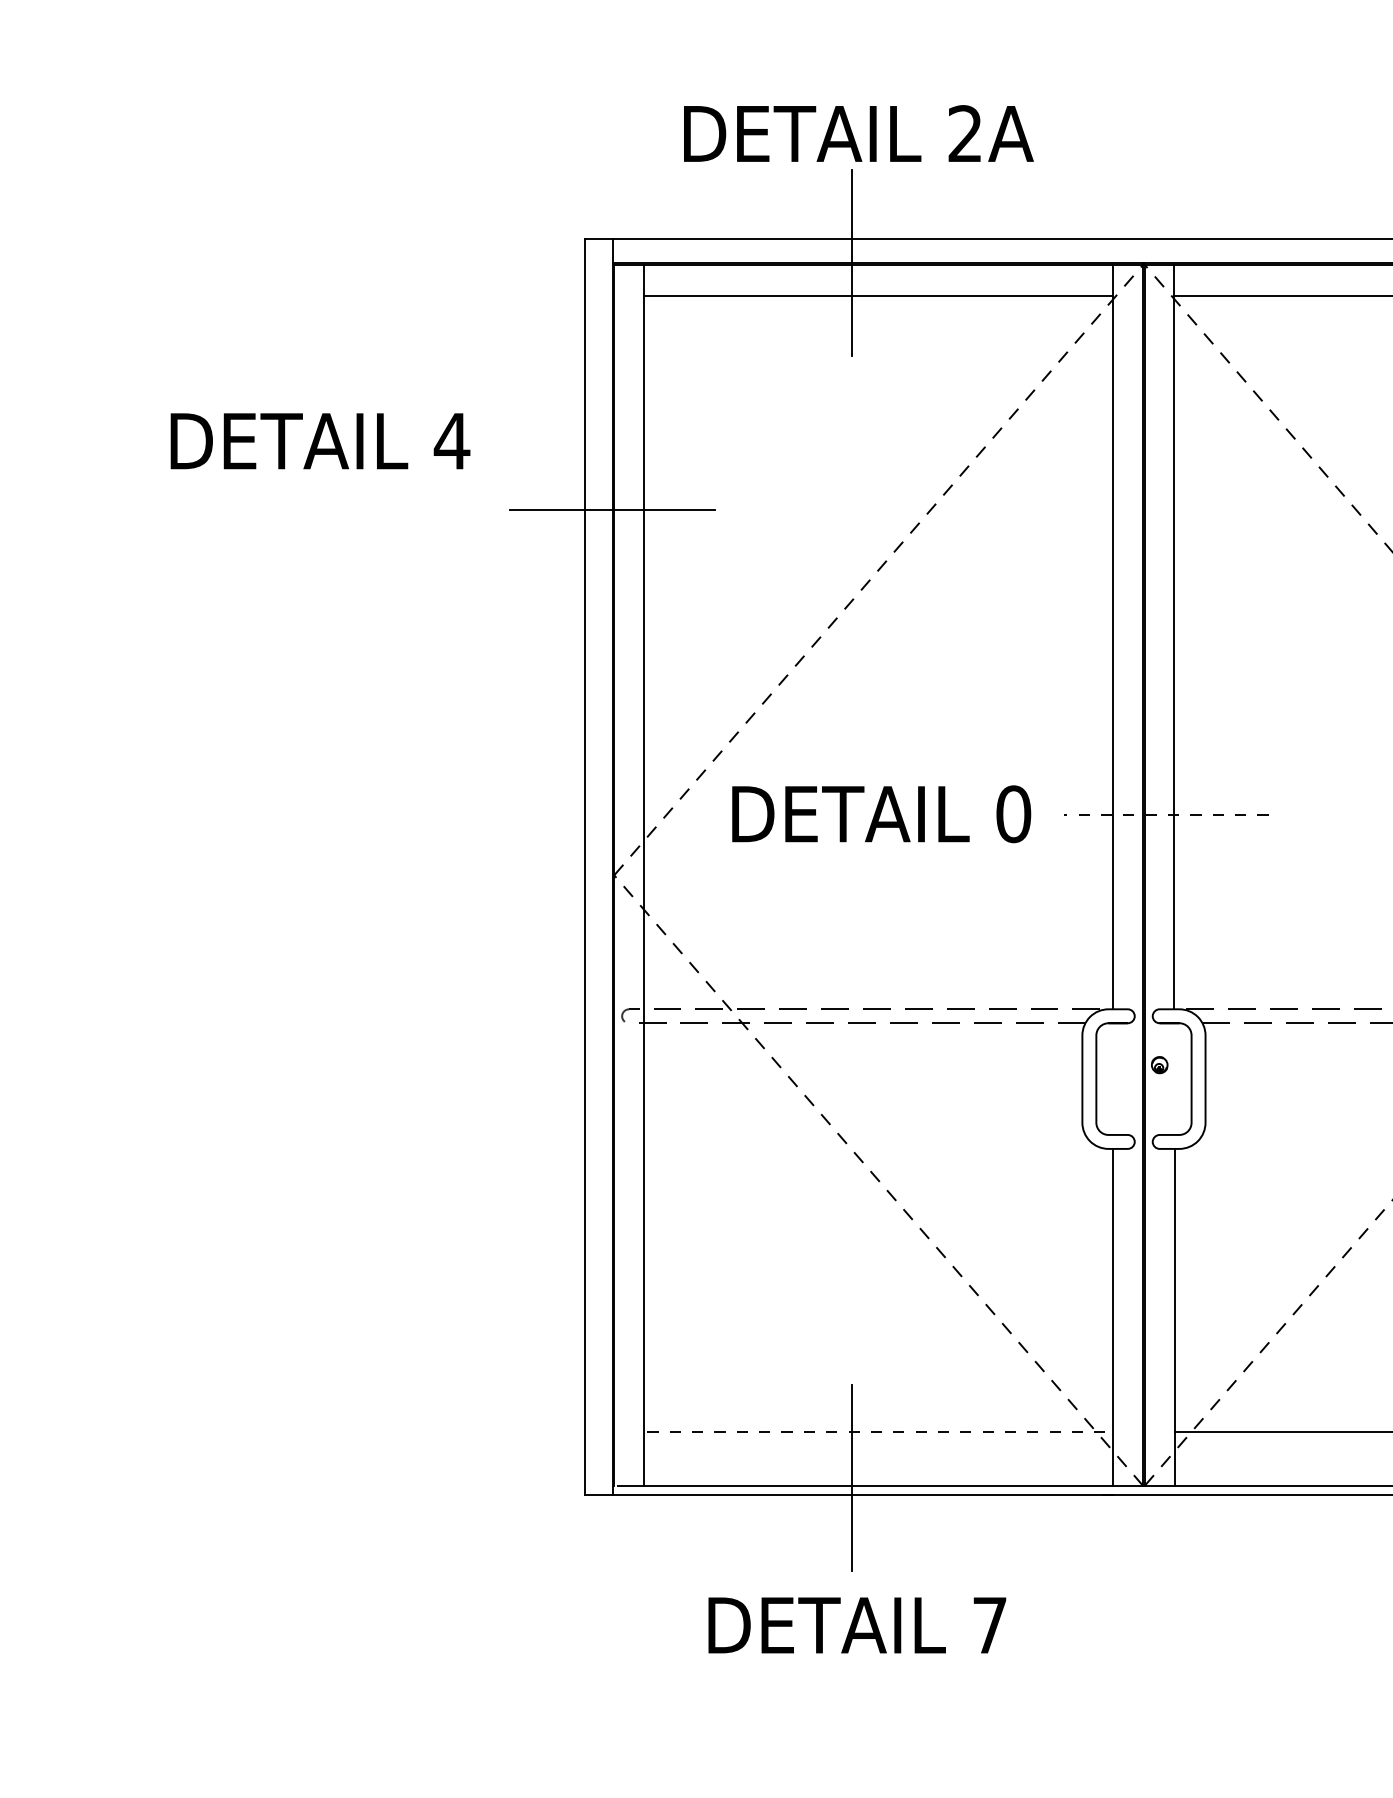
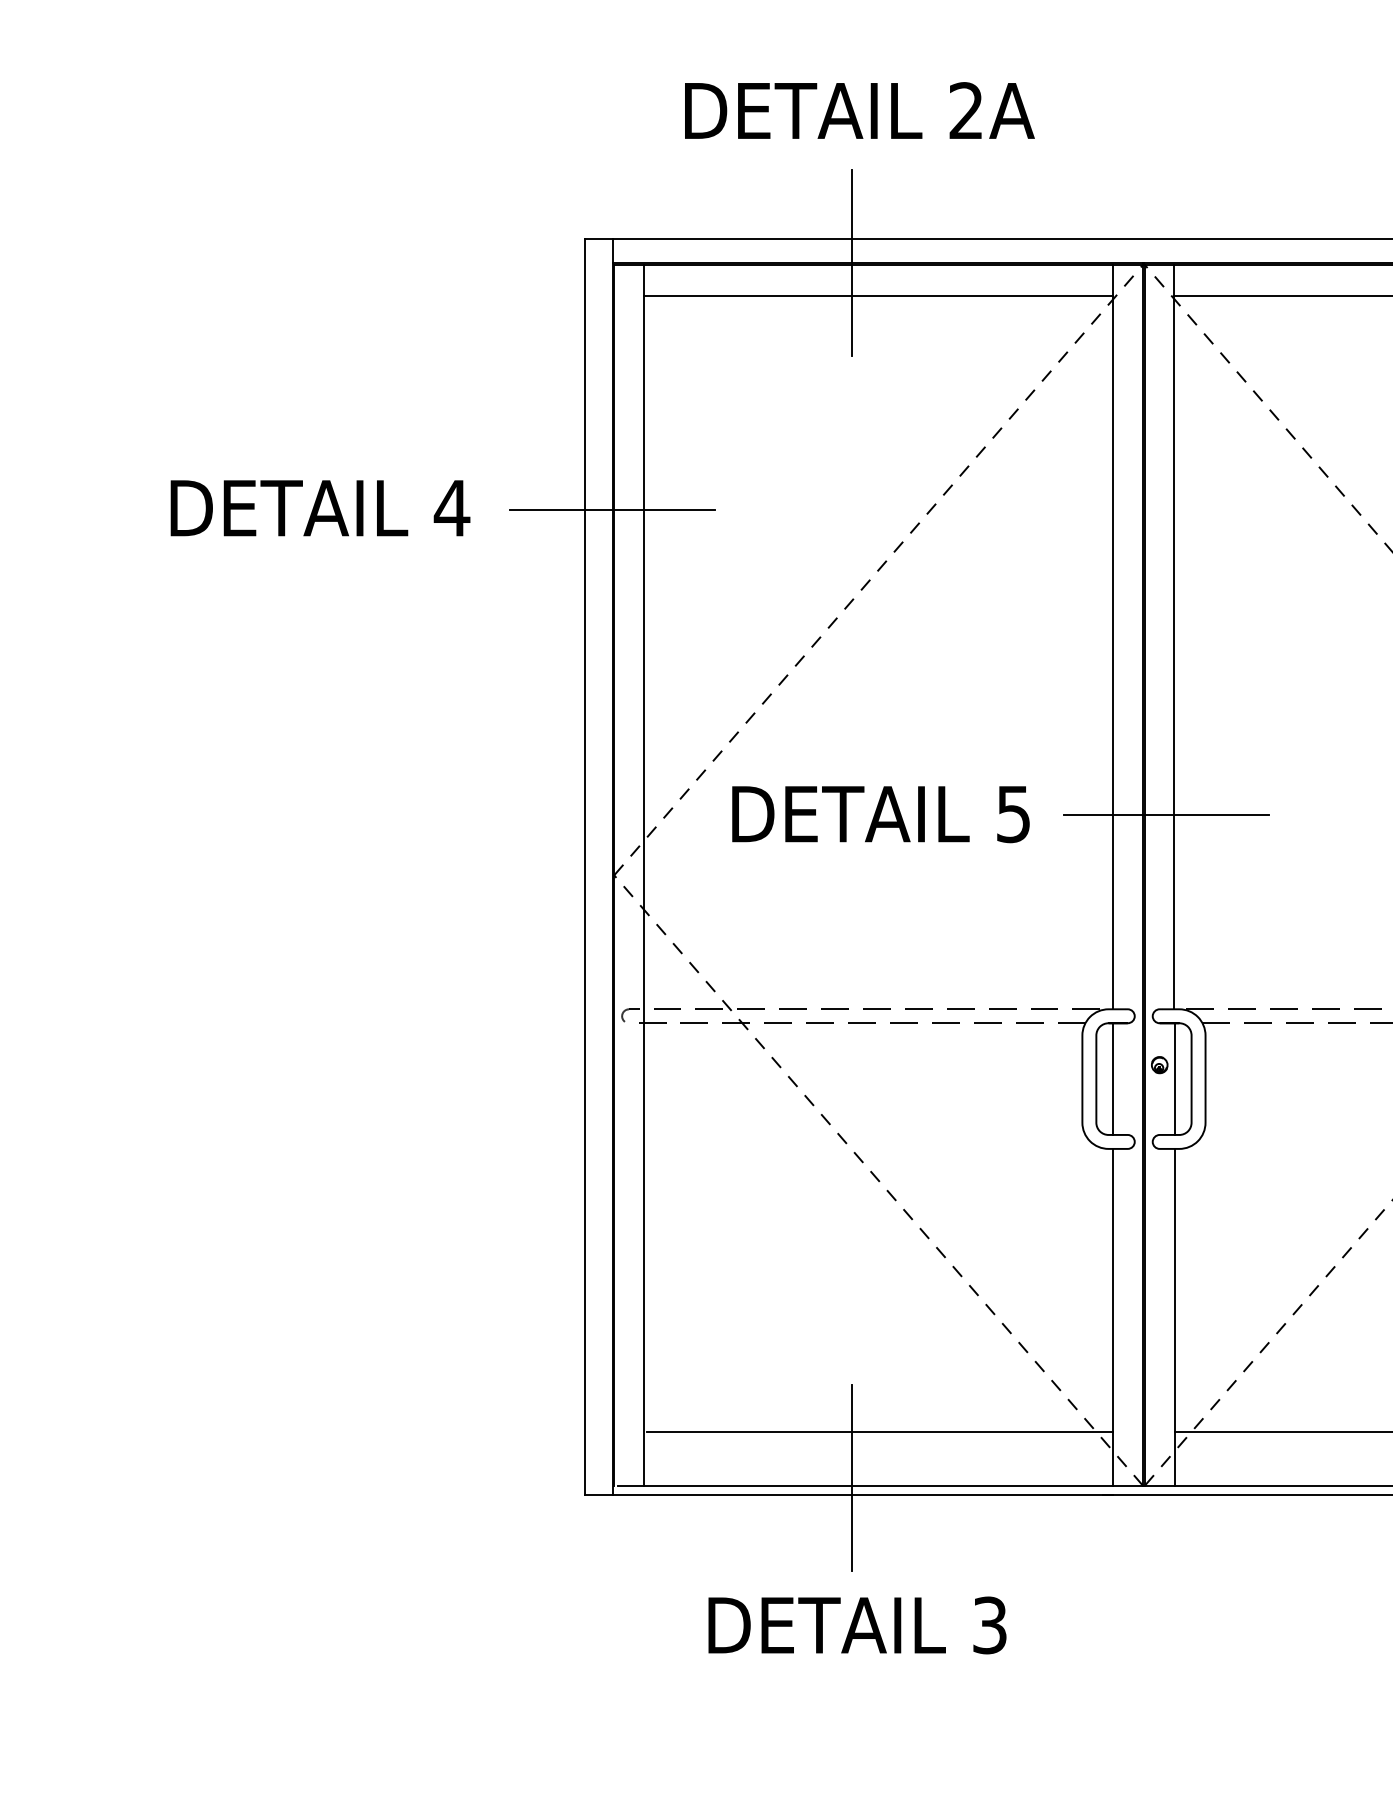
text position: (858, 133) -> (859, 110) (859, 110)
text position: (320, 441) -> (320, 508) (320, 508)
text: 0 -> 5 (1013, 814)
line: dashed -> solid (1165, 814)
line: none -> present (1112, 1078)
line: none -> present (1174, 1078)
line: dashed -> solid (879, 1431)
text: 7 -> 3 (989, 1625)
